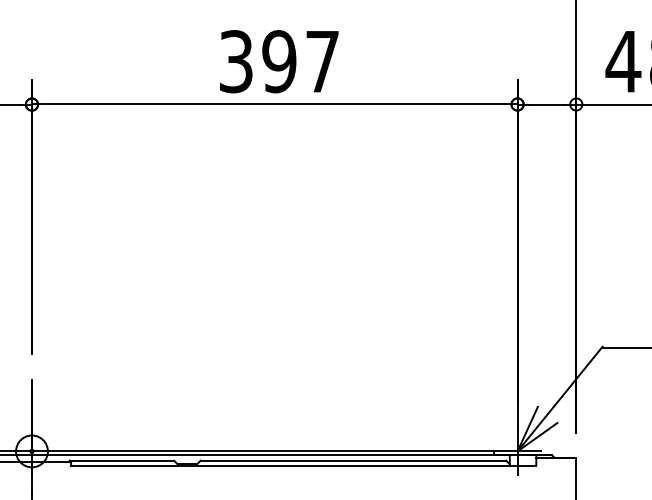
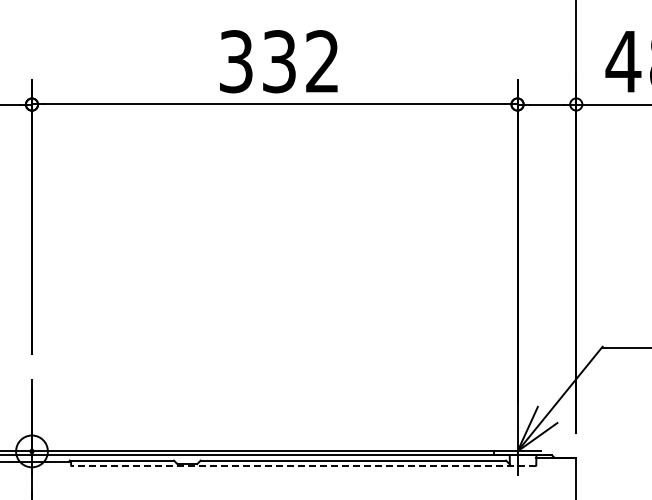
text: 397 -> 332 (300, 61)
line: solid -> dashed (303, 465)
